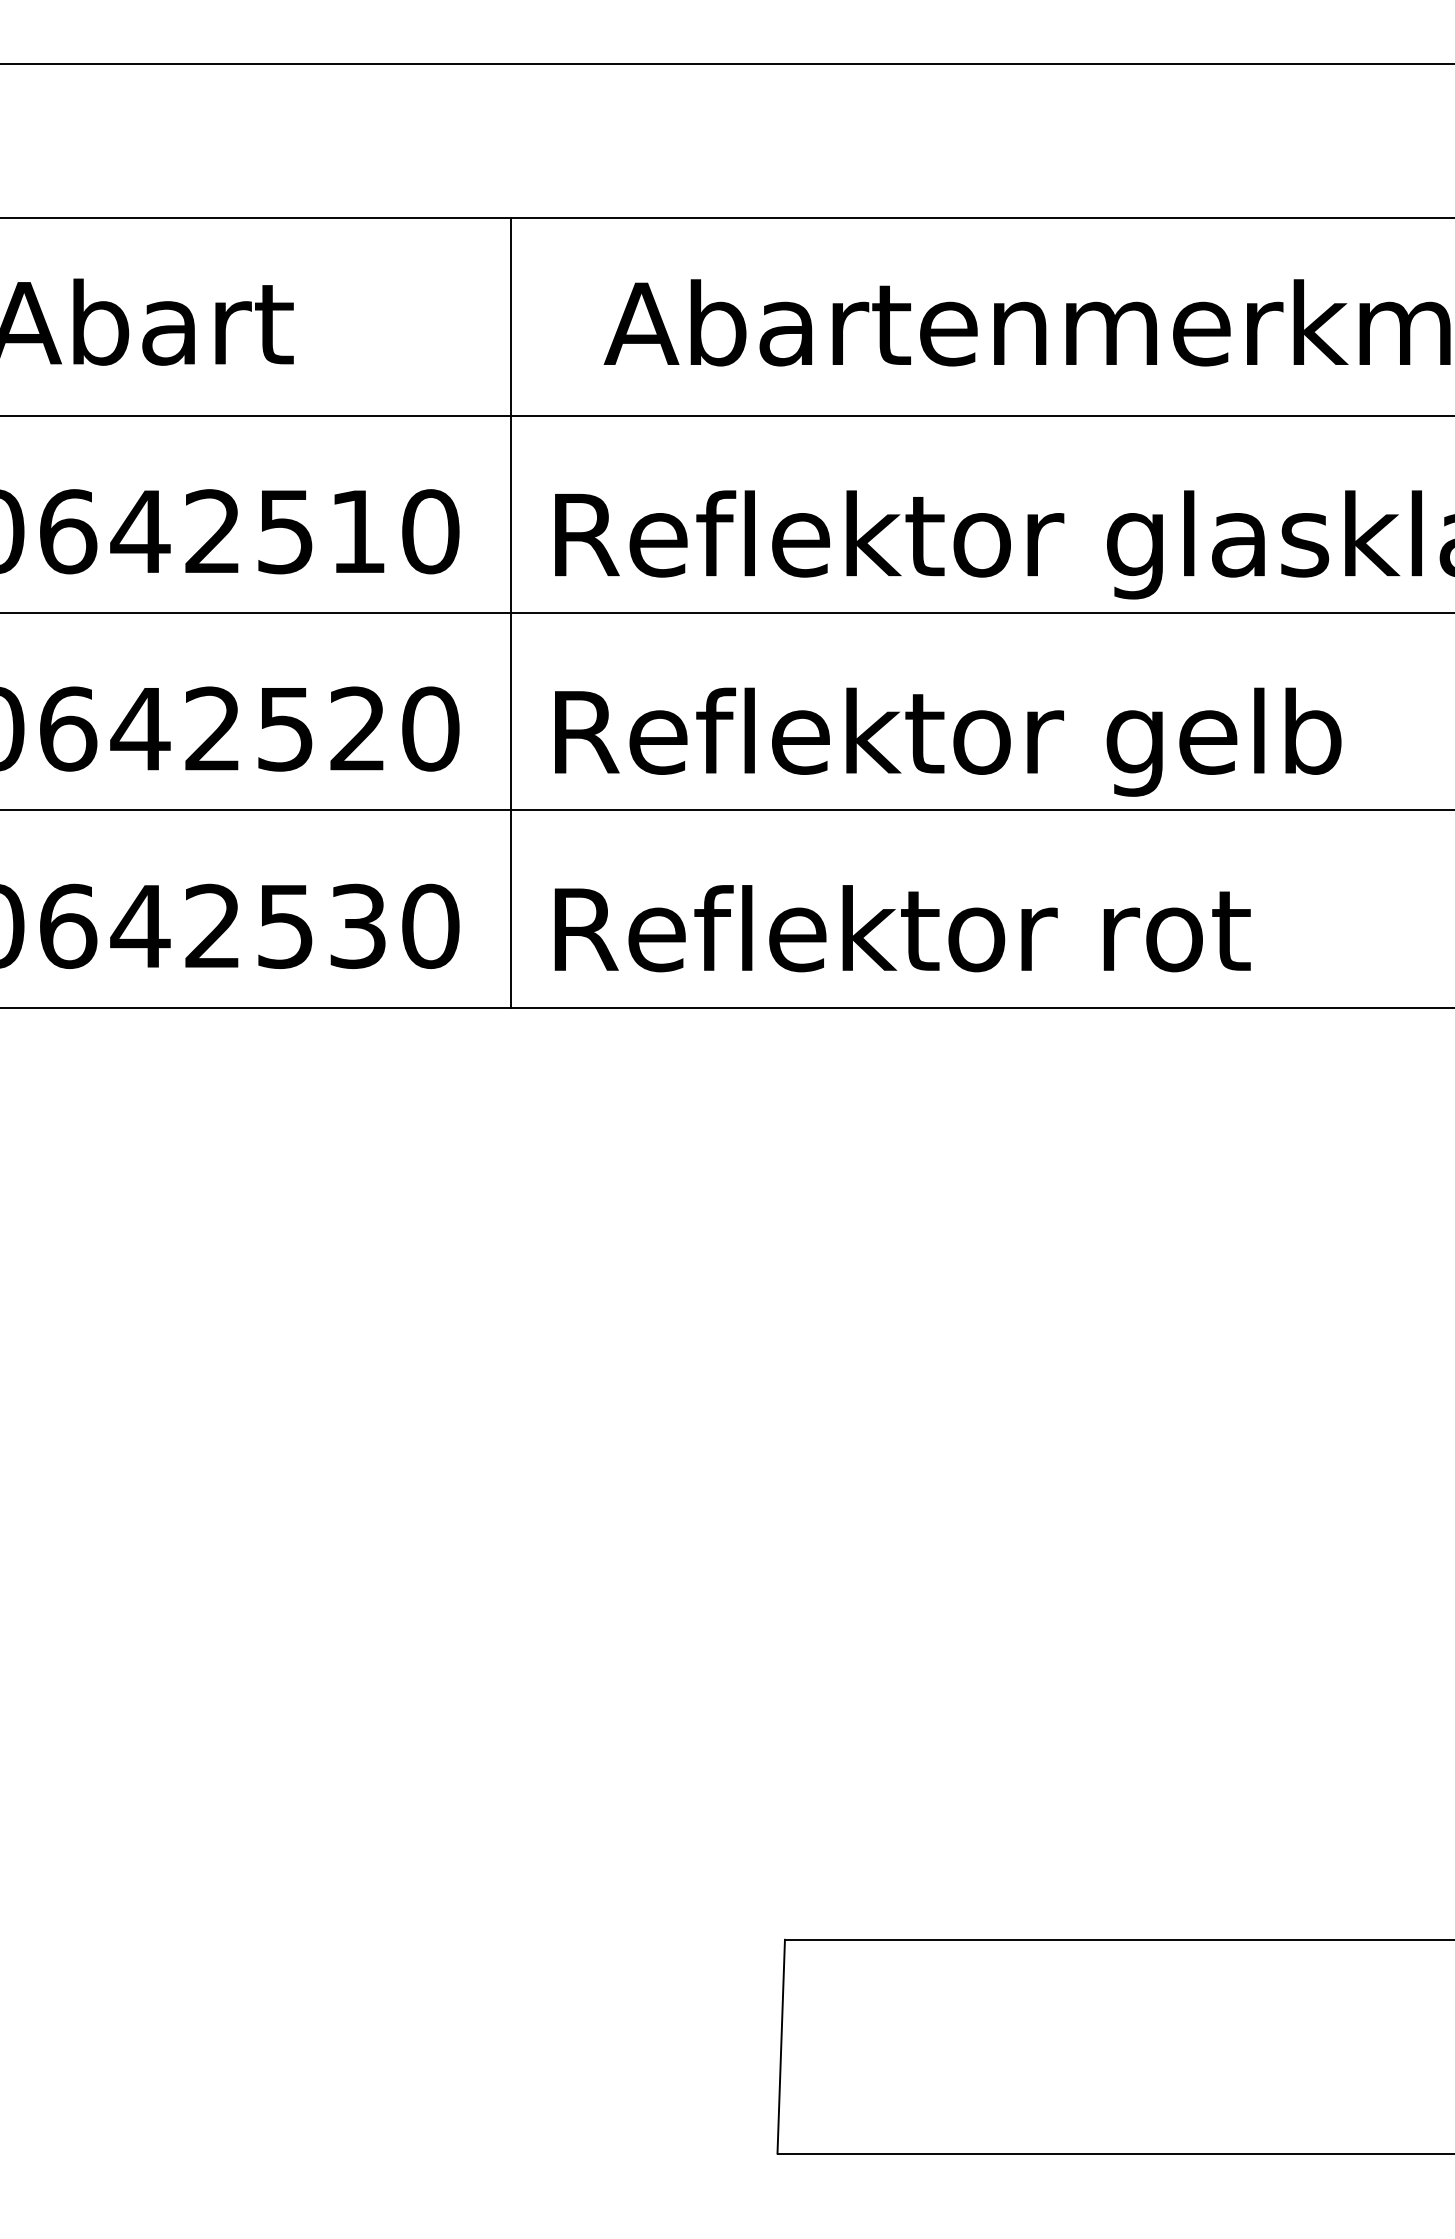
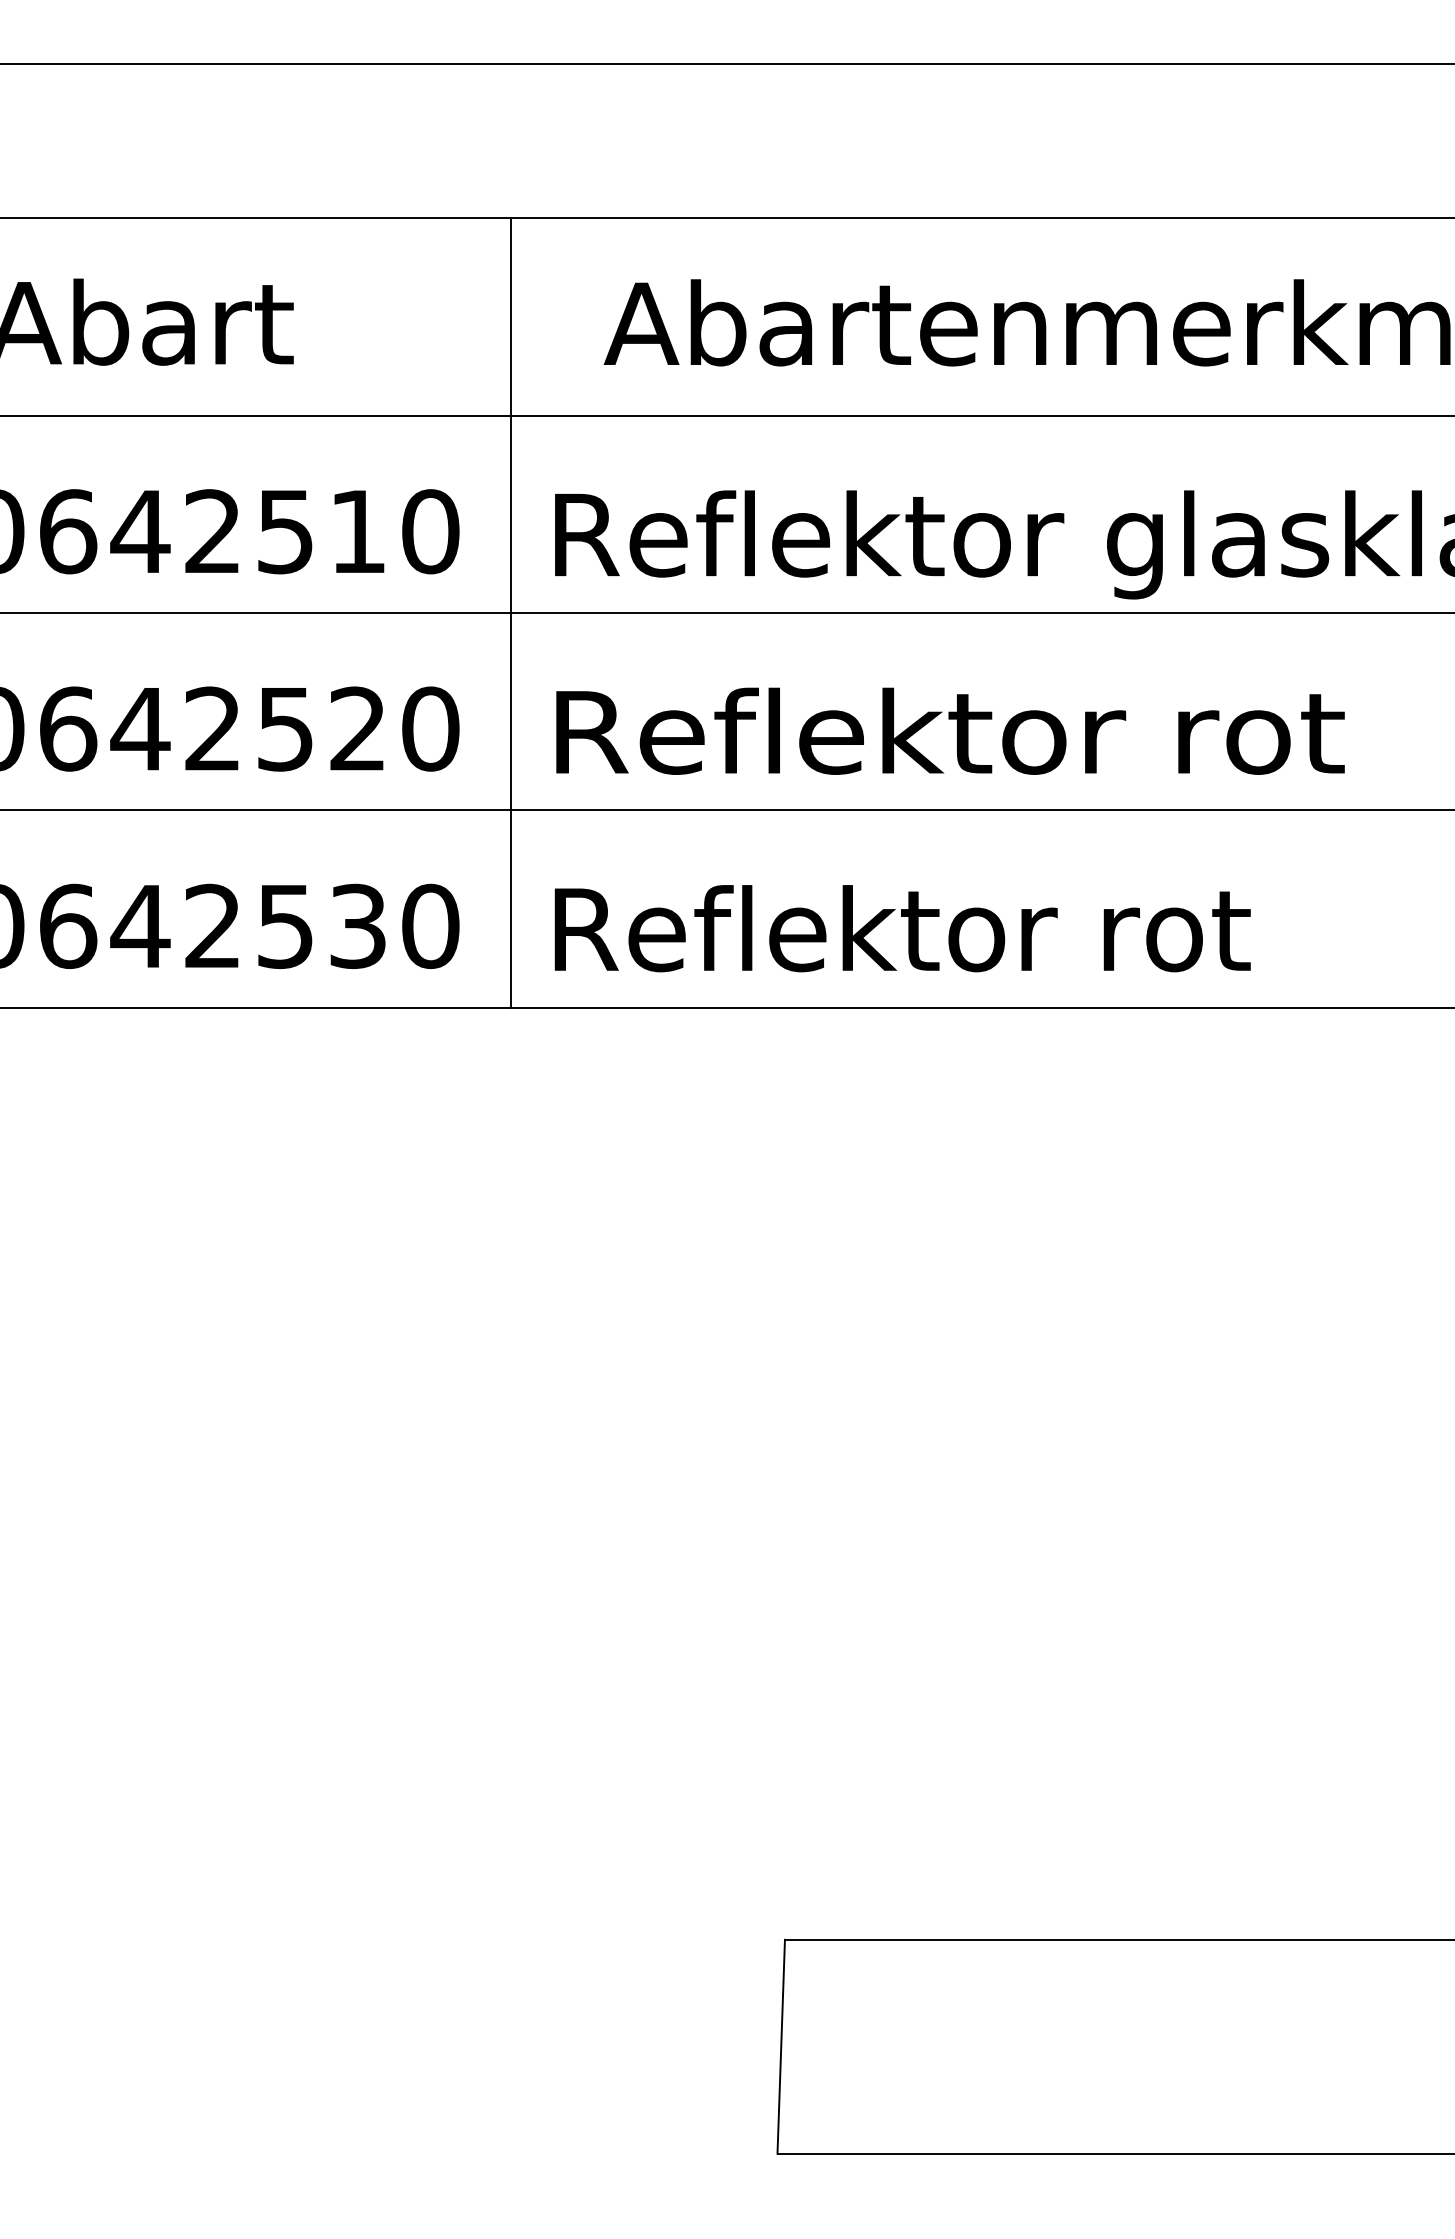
text: Reflektor gelb -> Reflektor rot (949, 741)
